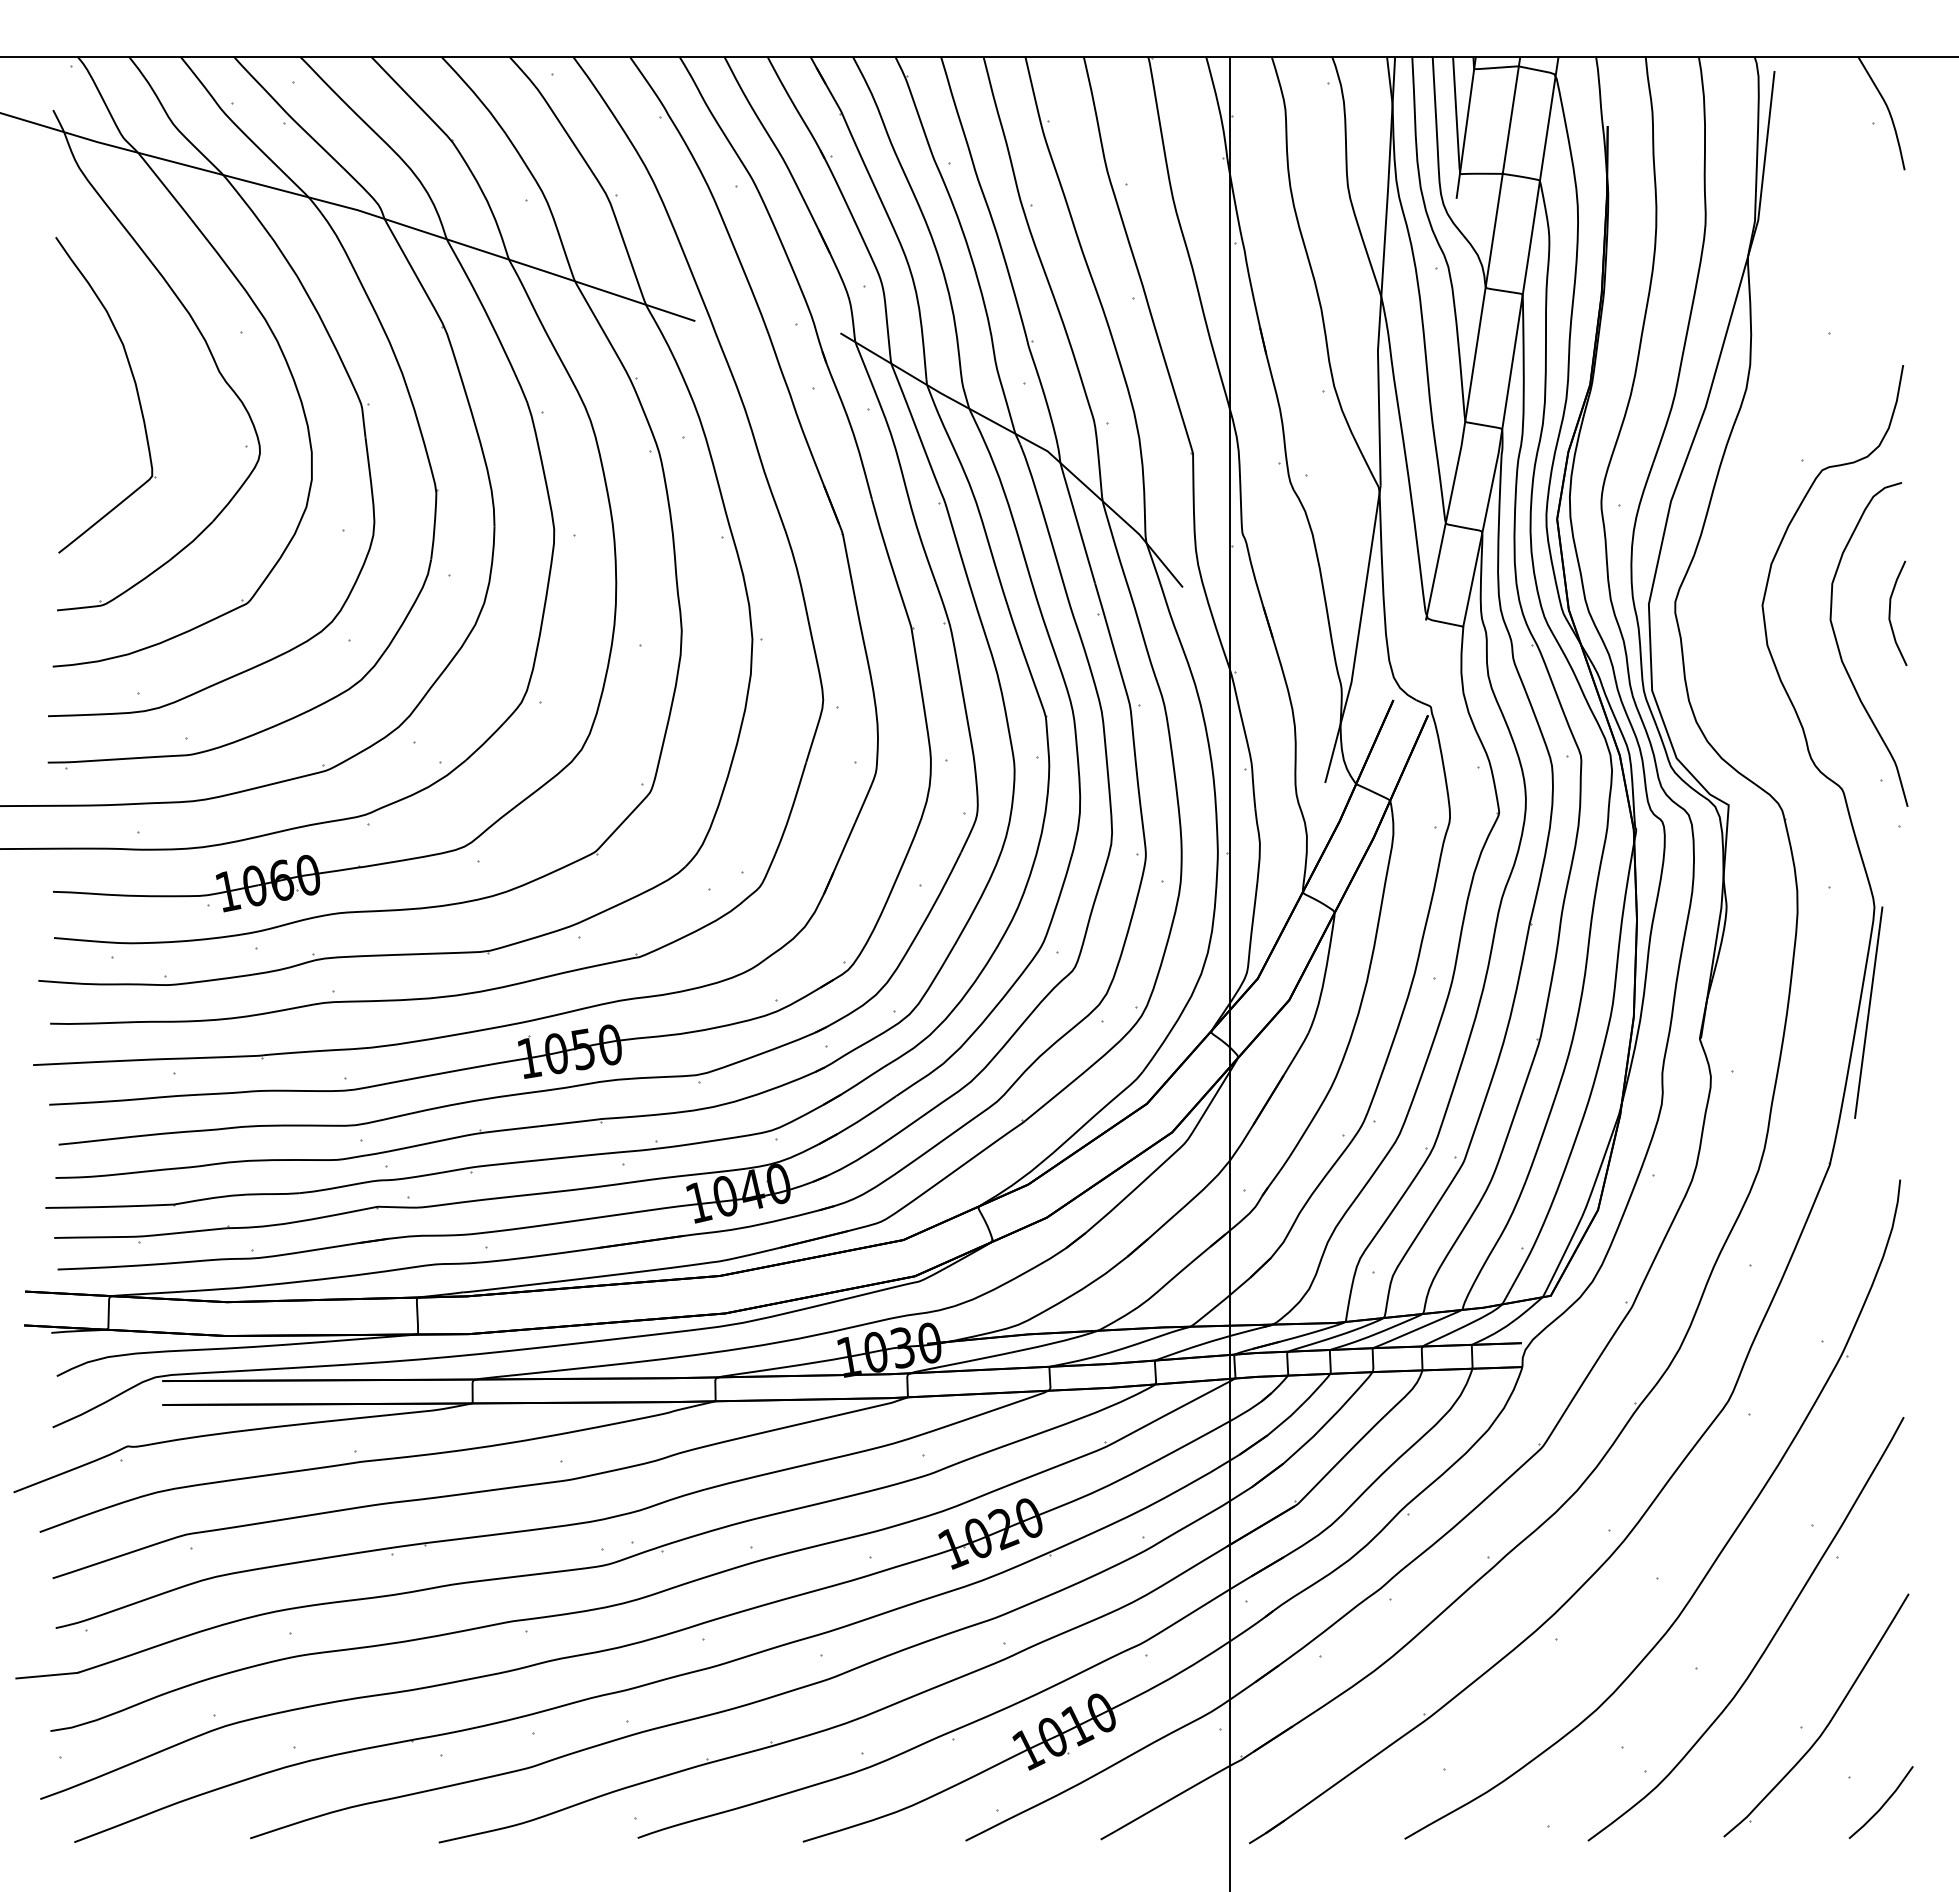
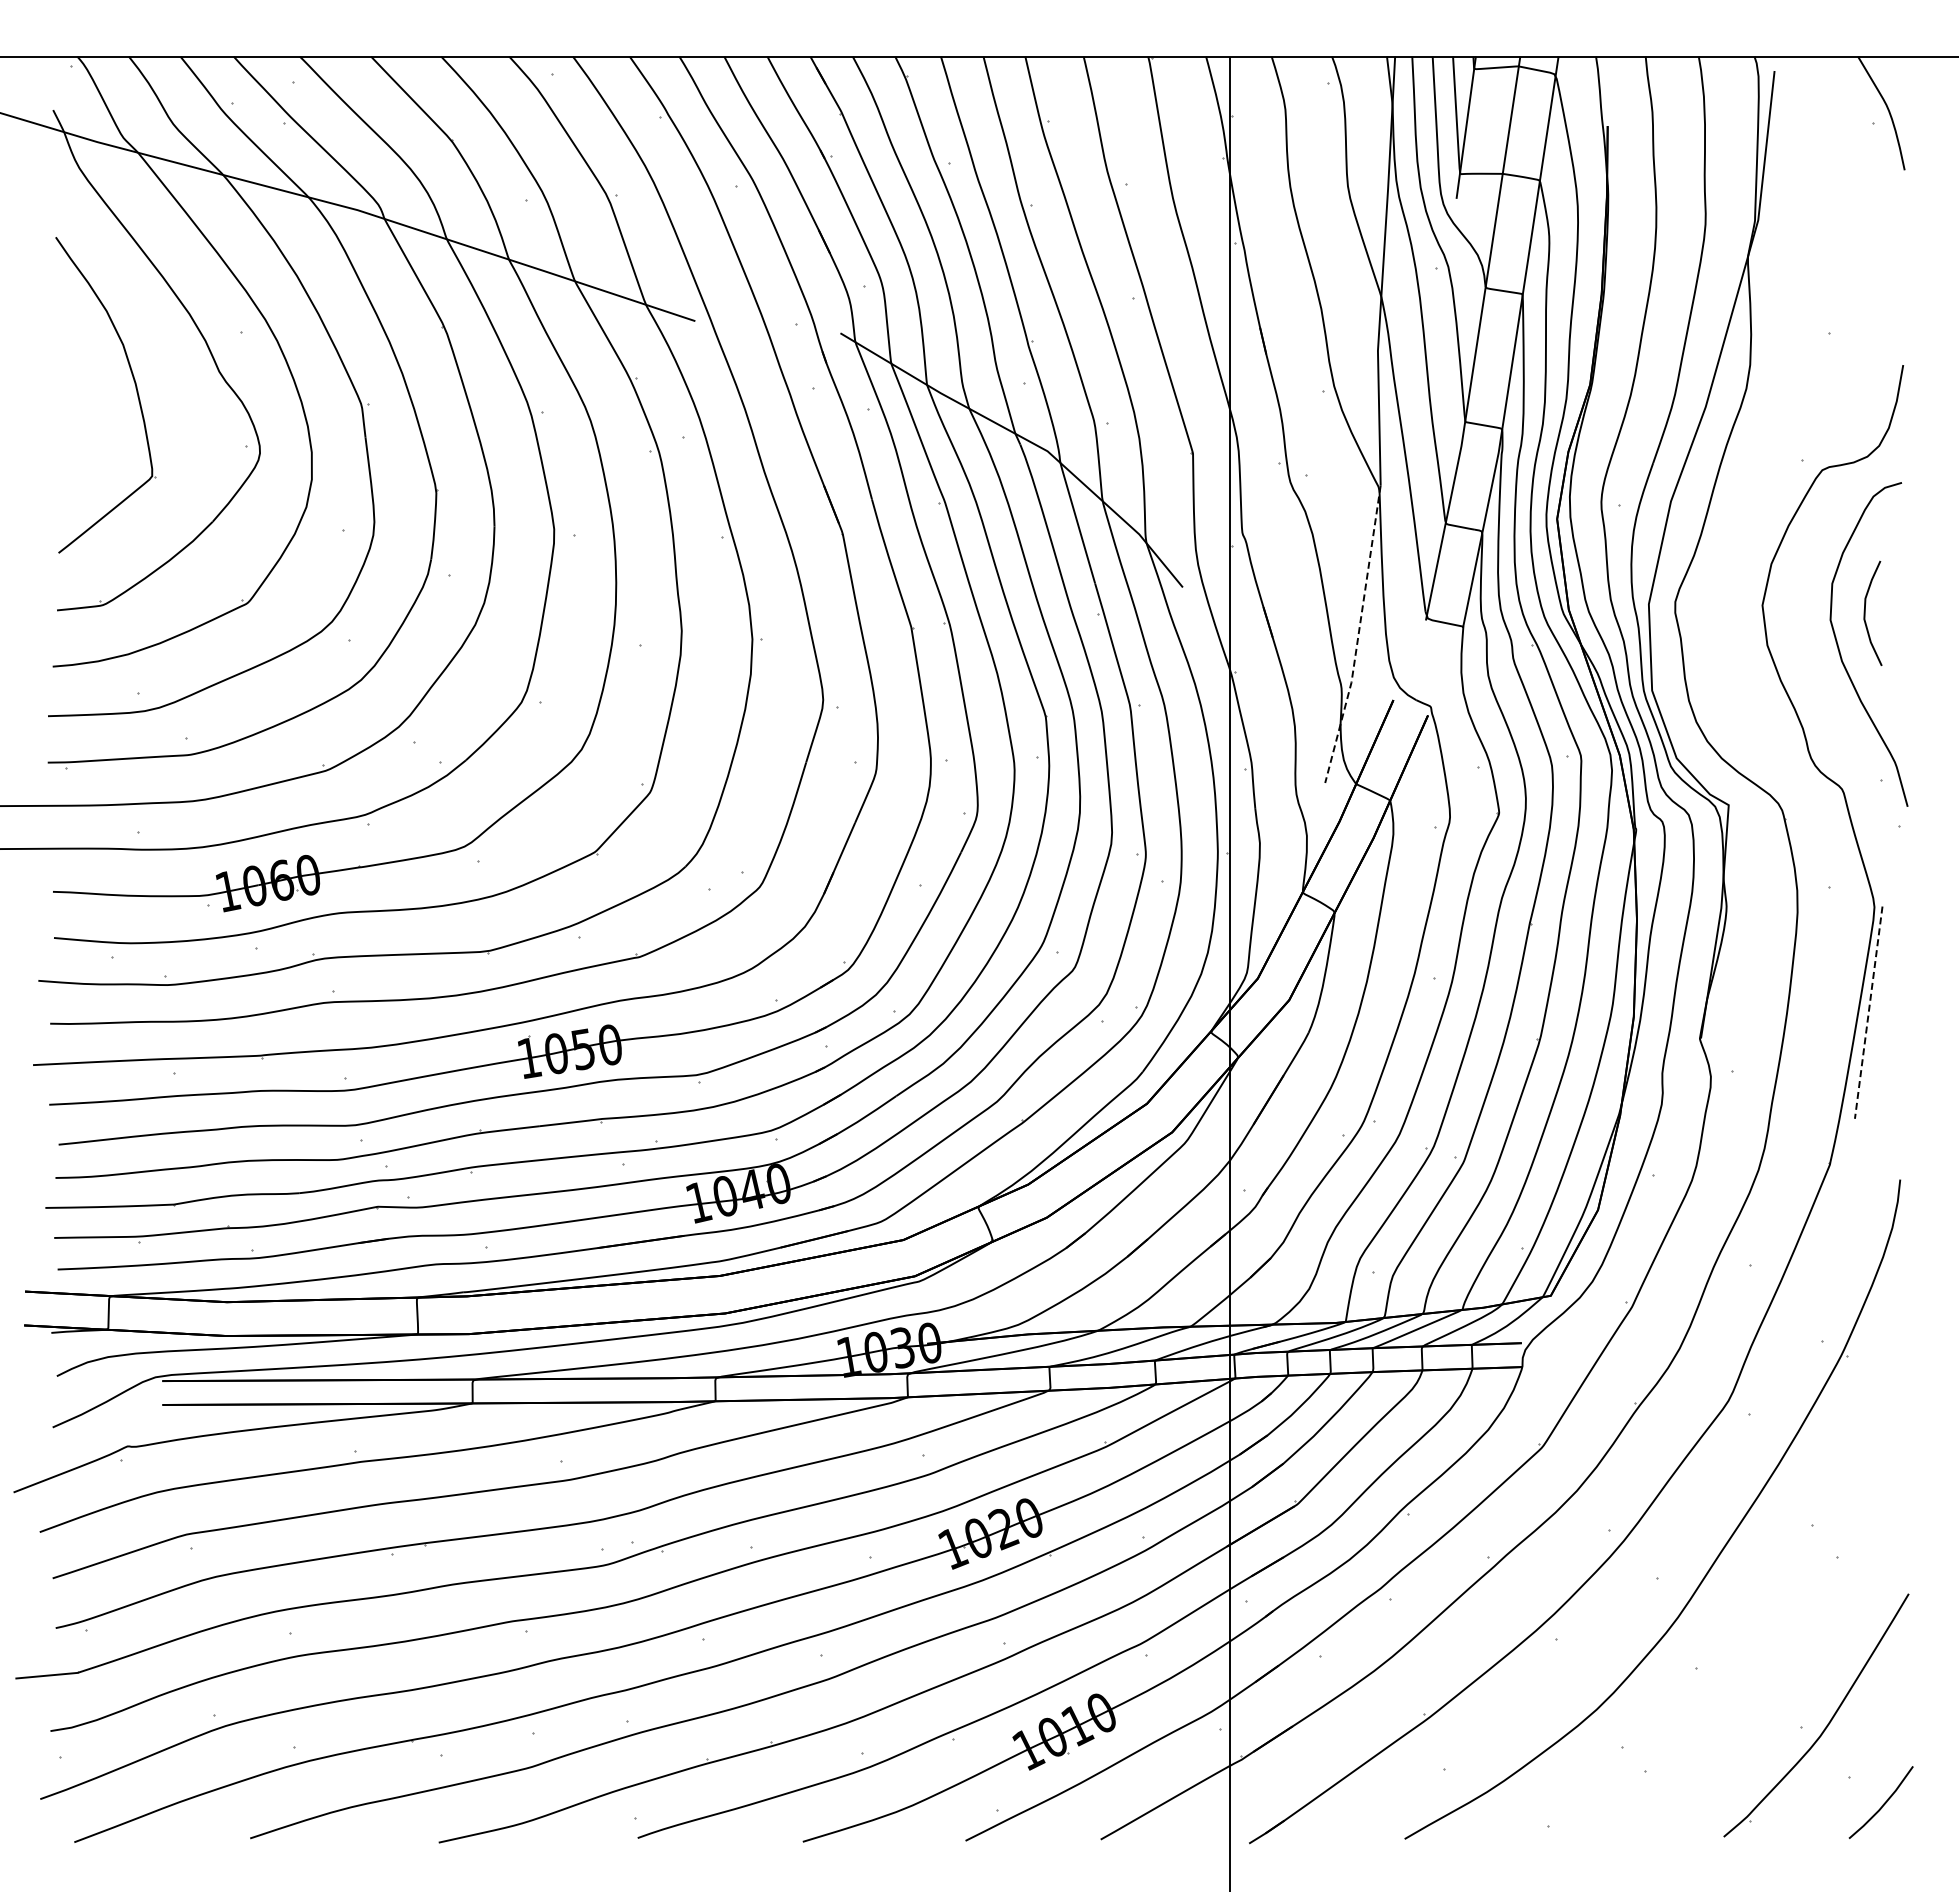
curve position: (1890, 613) -> (1865, 613) (1865, 613)
line: solid -> dashed (1358, 636)
line: solid -> dashed (1868, 1013)
curve: present -> none (1767, 1644)
